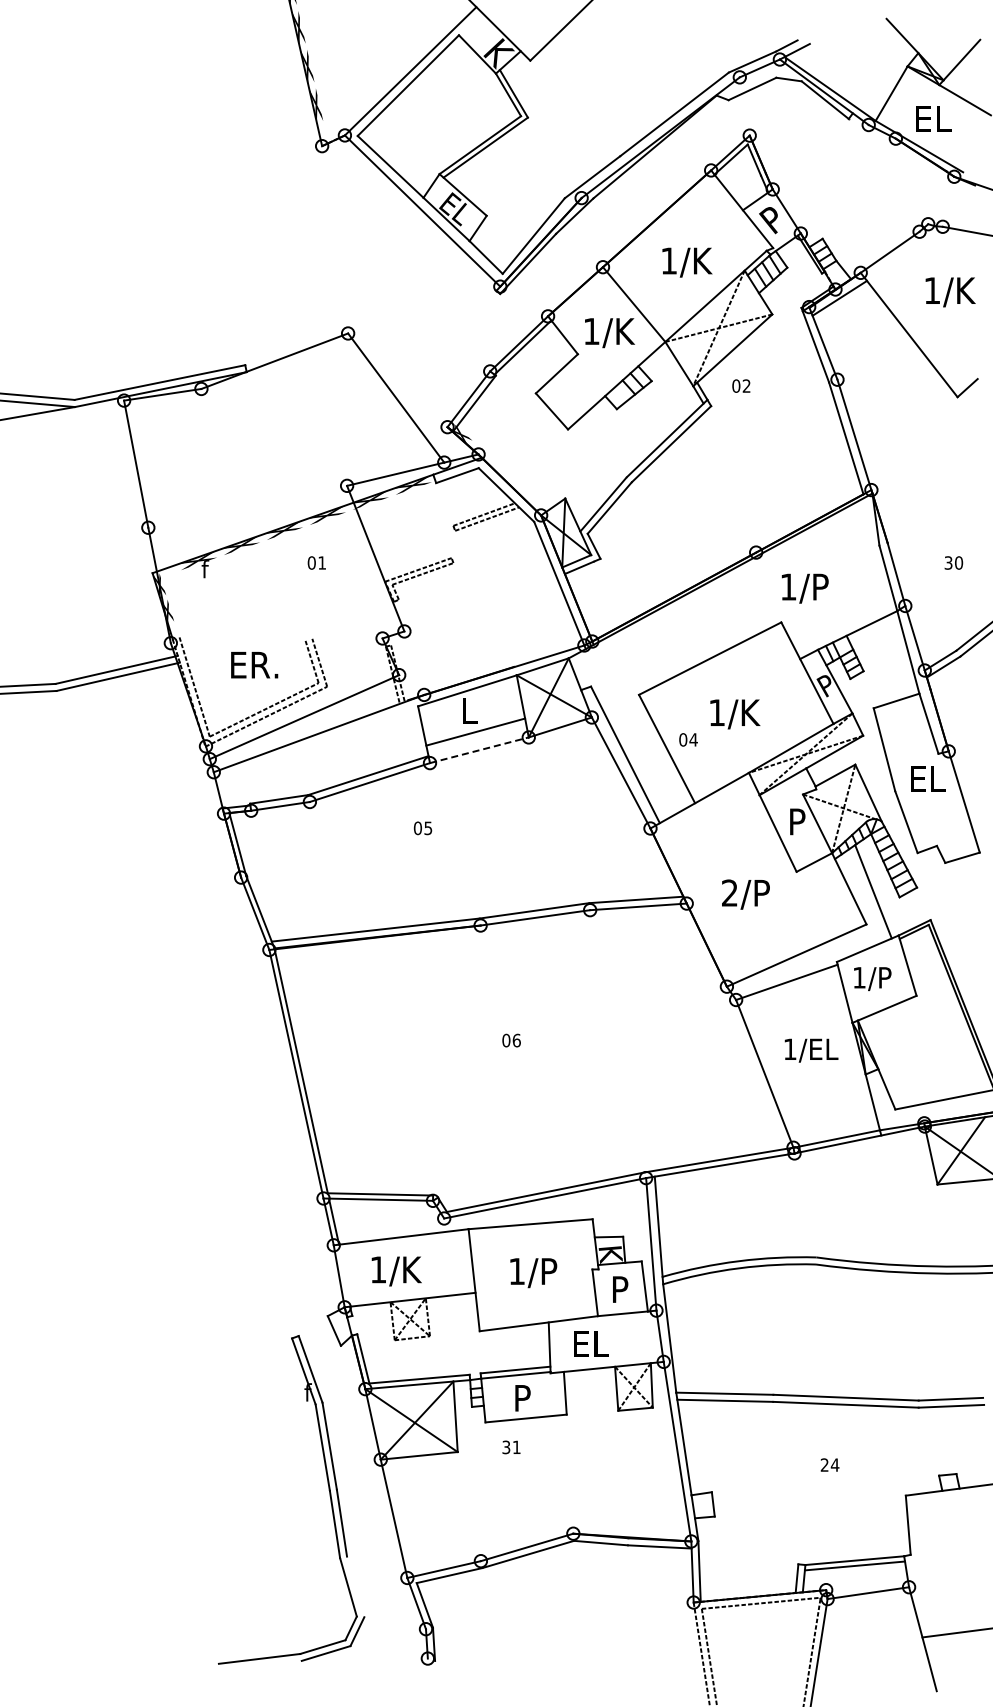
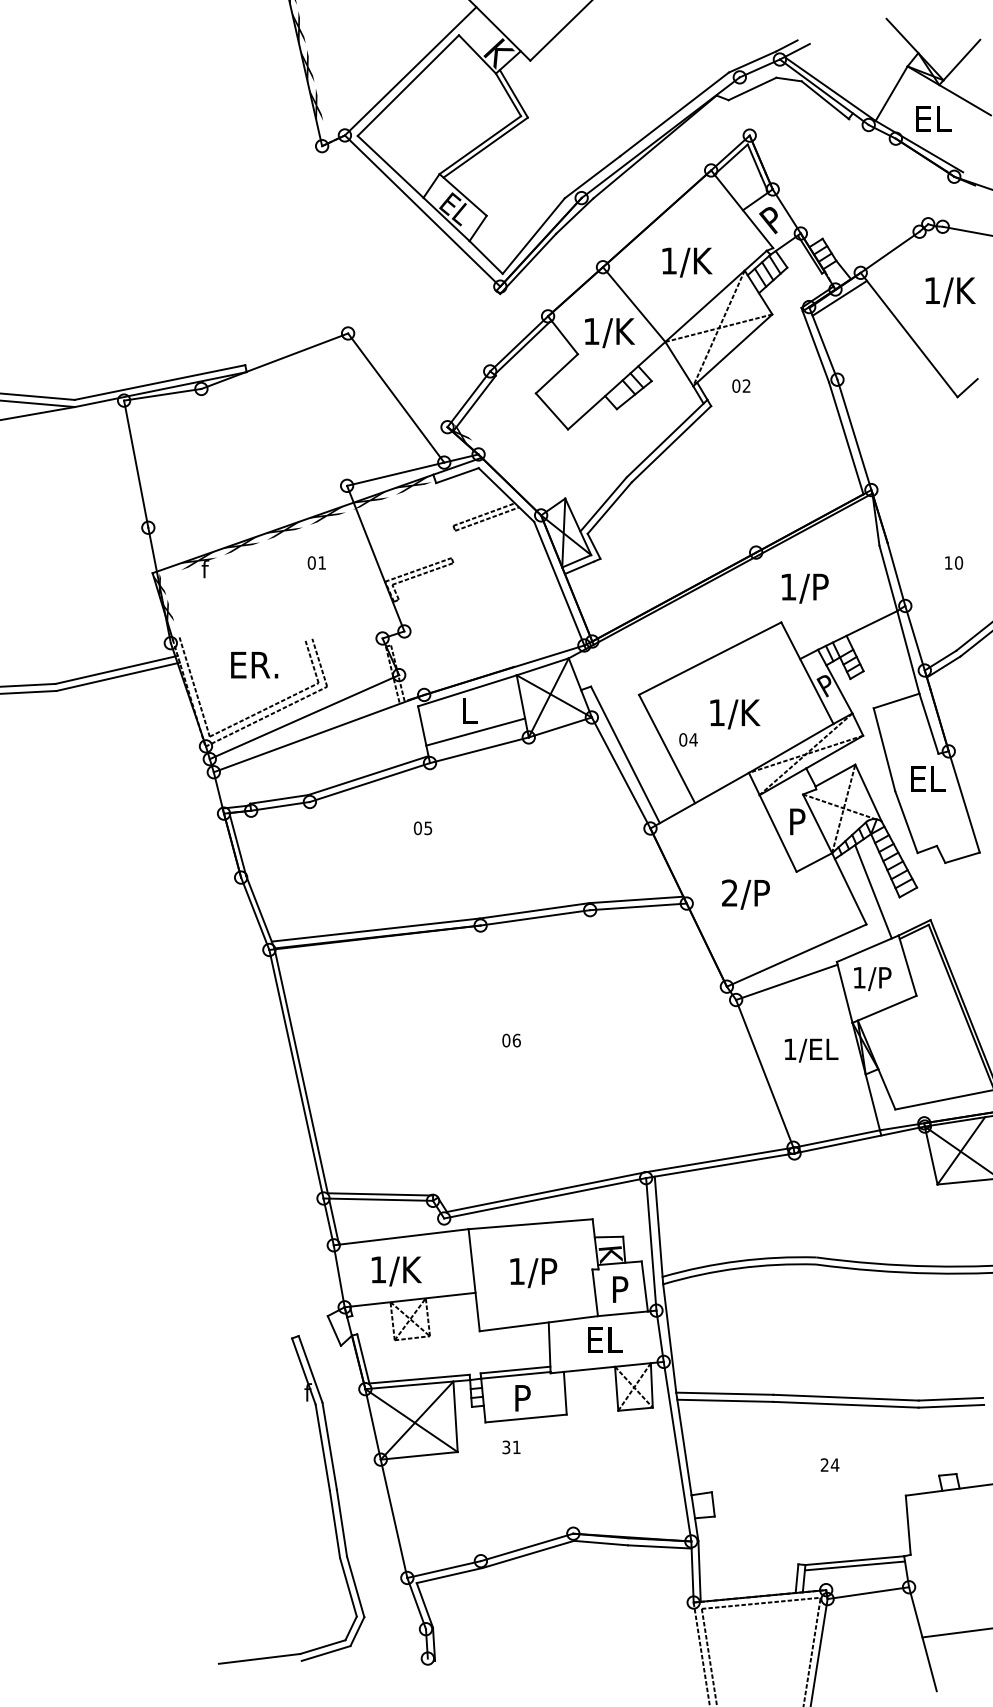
text: 30 -> 10 (948, 562)
line: dashed -> solid (479, 750)
text position: (591, 1343) -> (605, 1339) (605, 1339)
line: none -> present (355, 1586)
